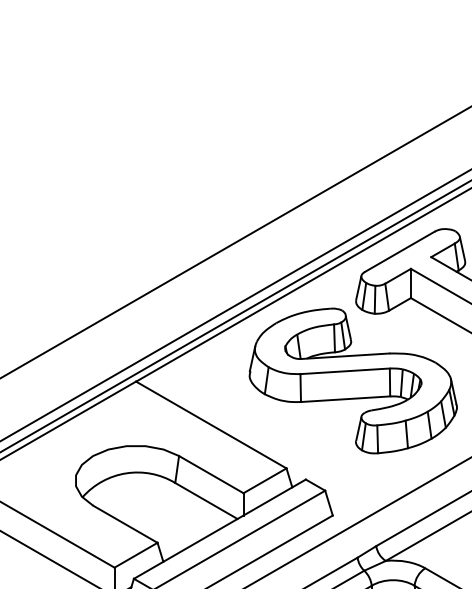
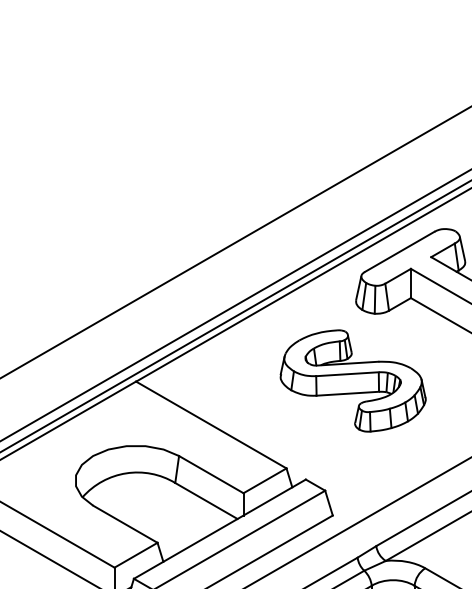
part size: 210x148 px -> 148x104 px (352, 380)
